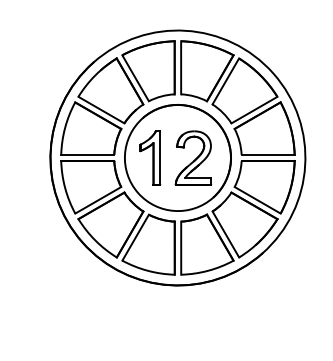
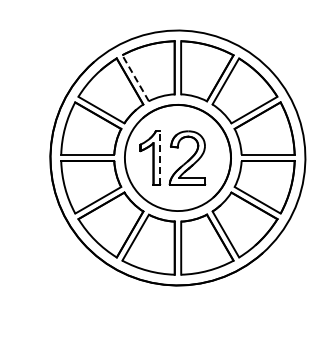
line: solid -> dashed (135, 78)
line: solid -> dashed (160, 157)
part position: (193, 157) -> (187, 157) (187, 157)
